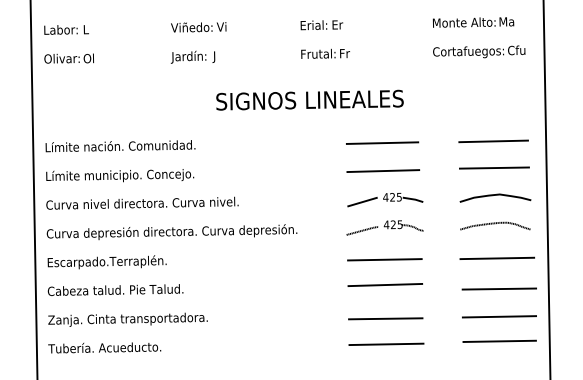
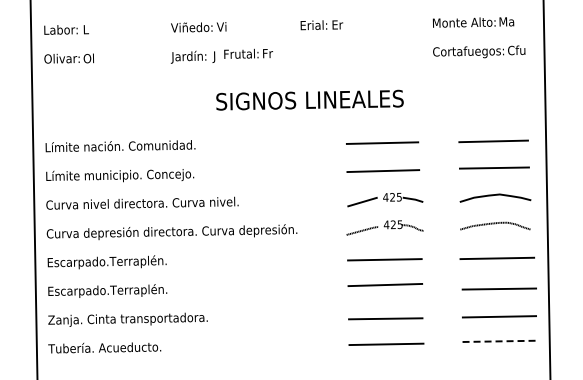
text position: (325, 53) -> (248, 53) (248, 53)
text: Cabeza talud. Pie Talud. -> Escarpado.Terraplén. (115, 290)
line: solid -> dashed (500, 341)
